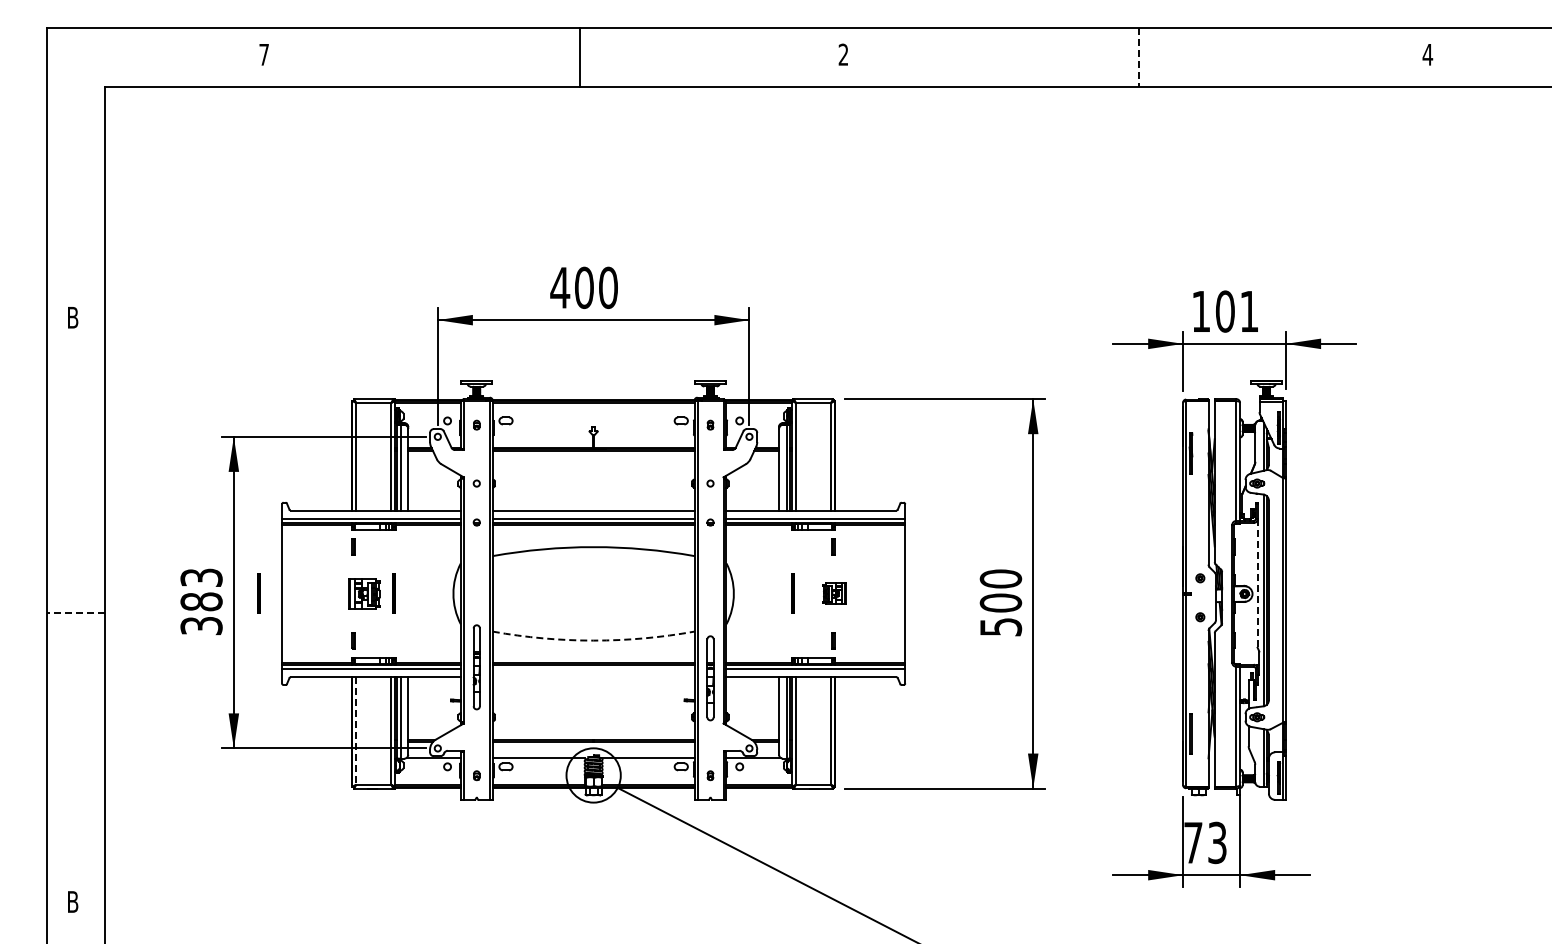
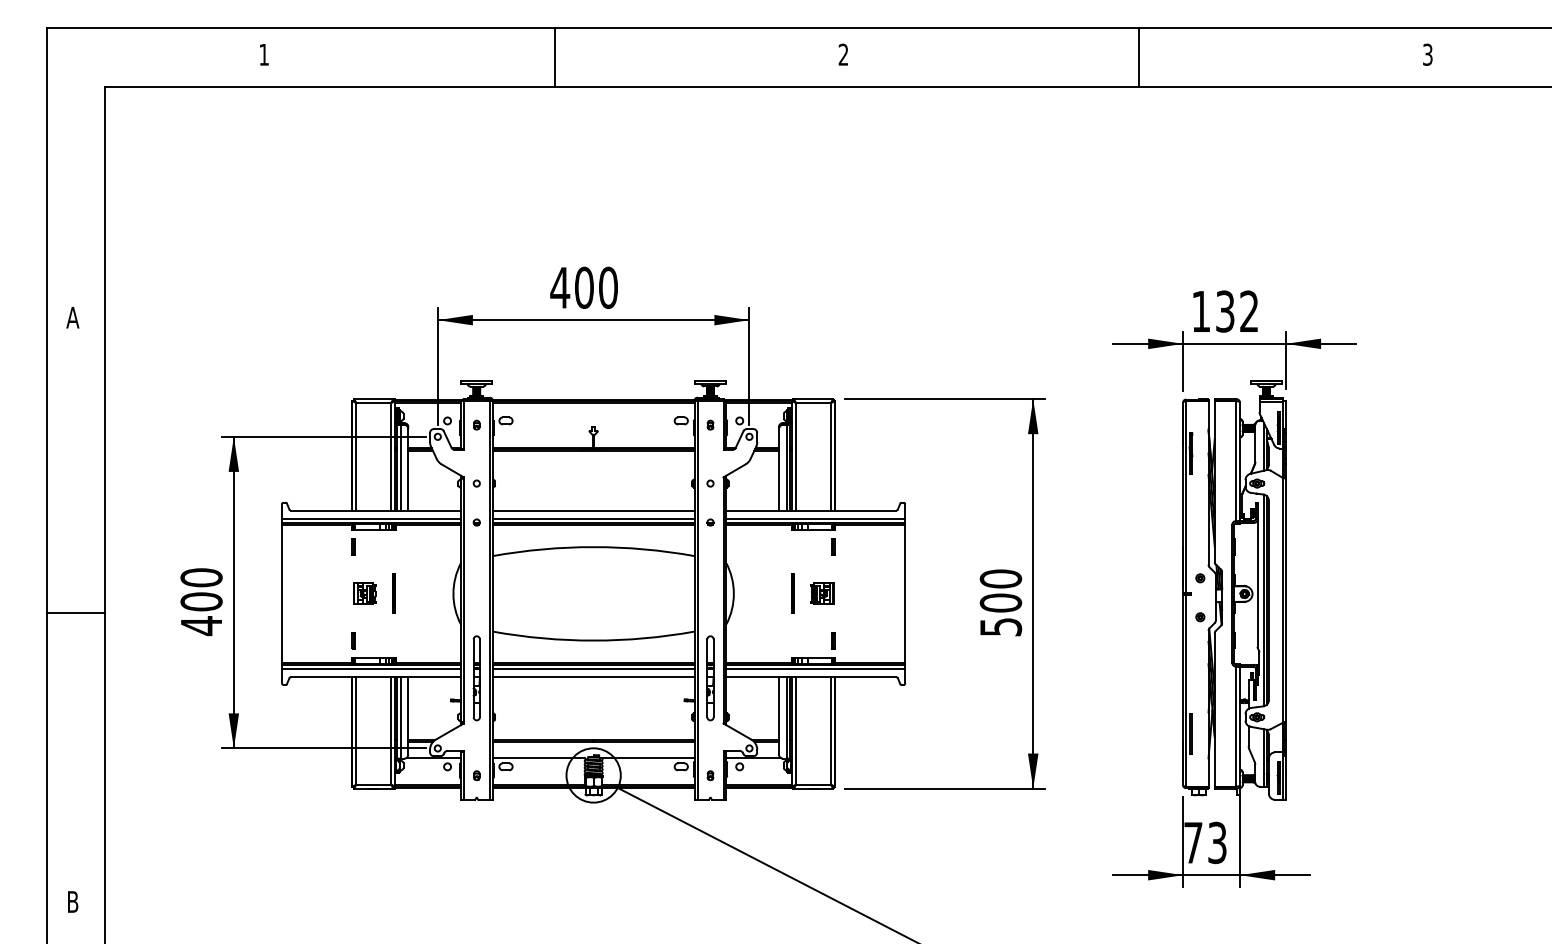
text: 7 -> 1 (263, 54)
text: 4 -> 3 (1427, 54)
line position: (579, 57) -> (554, 57) (554, 57)
line: dashed -> solid (1139, 58)
text: 101 -> 132 (1236, 311)
text: B -> A (72, 317)
line: dashed -> solid (1257, 583)
line: present -> none (258, 593)
part size: 33x32 px -> 24x23 px (364, 593)
part position: (834, 593) -> (822, 593) (822, 593)
text: 383 -> 400 (201, 602)
line: dashed -> solid (75, 612)
arc: dashed -> solid (593, 640)
part position: (476, 667) -> (476, 678) (476, 678)
line: none -> present (593, 668)
line: none -> present (593, 677)
line: dashed -> solid (356, 731)
